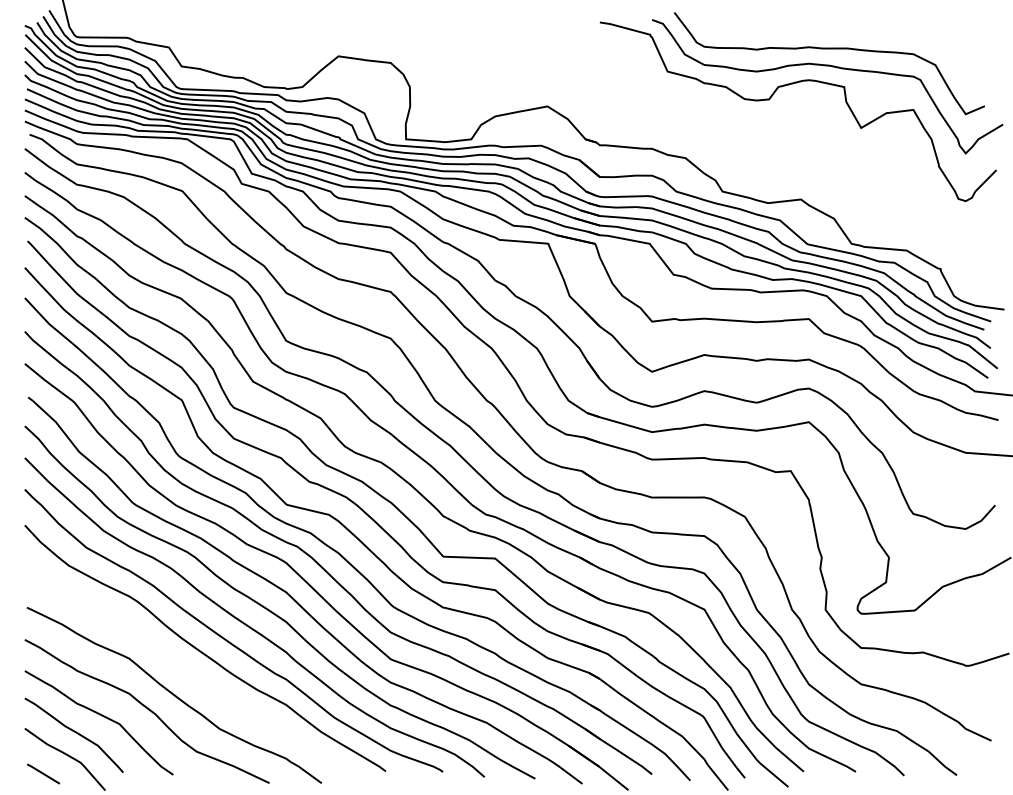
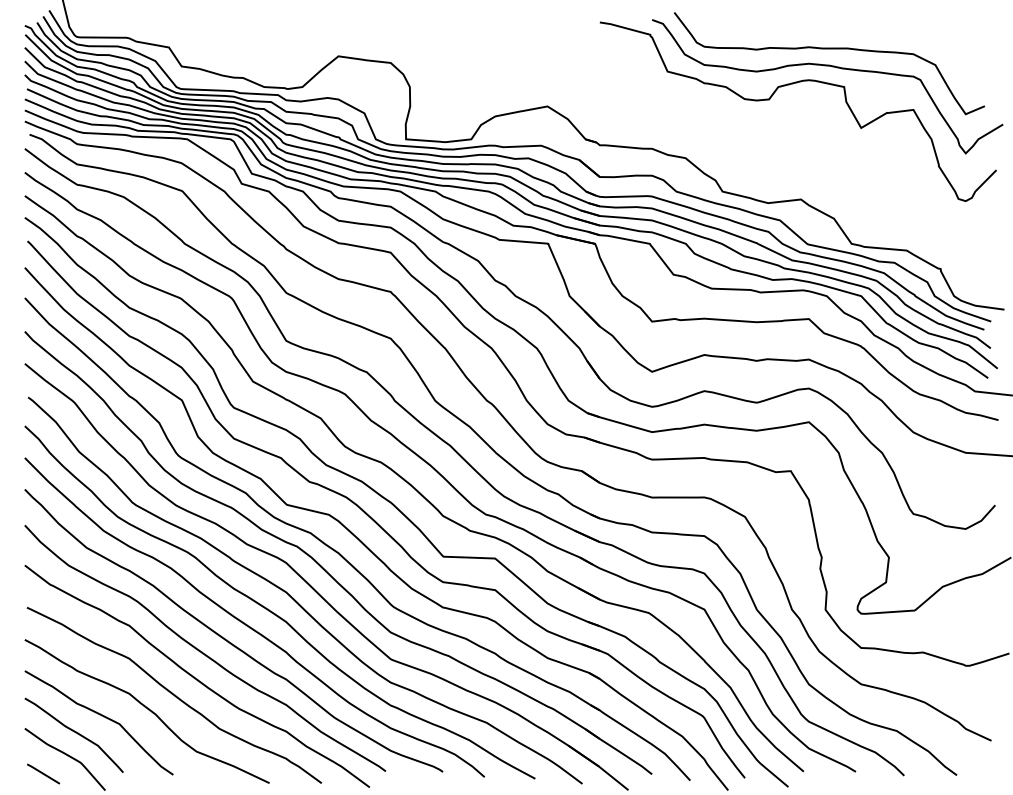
curve: none -> present (195, 677)
